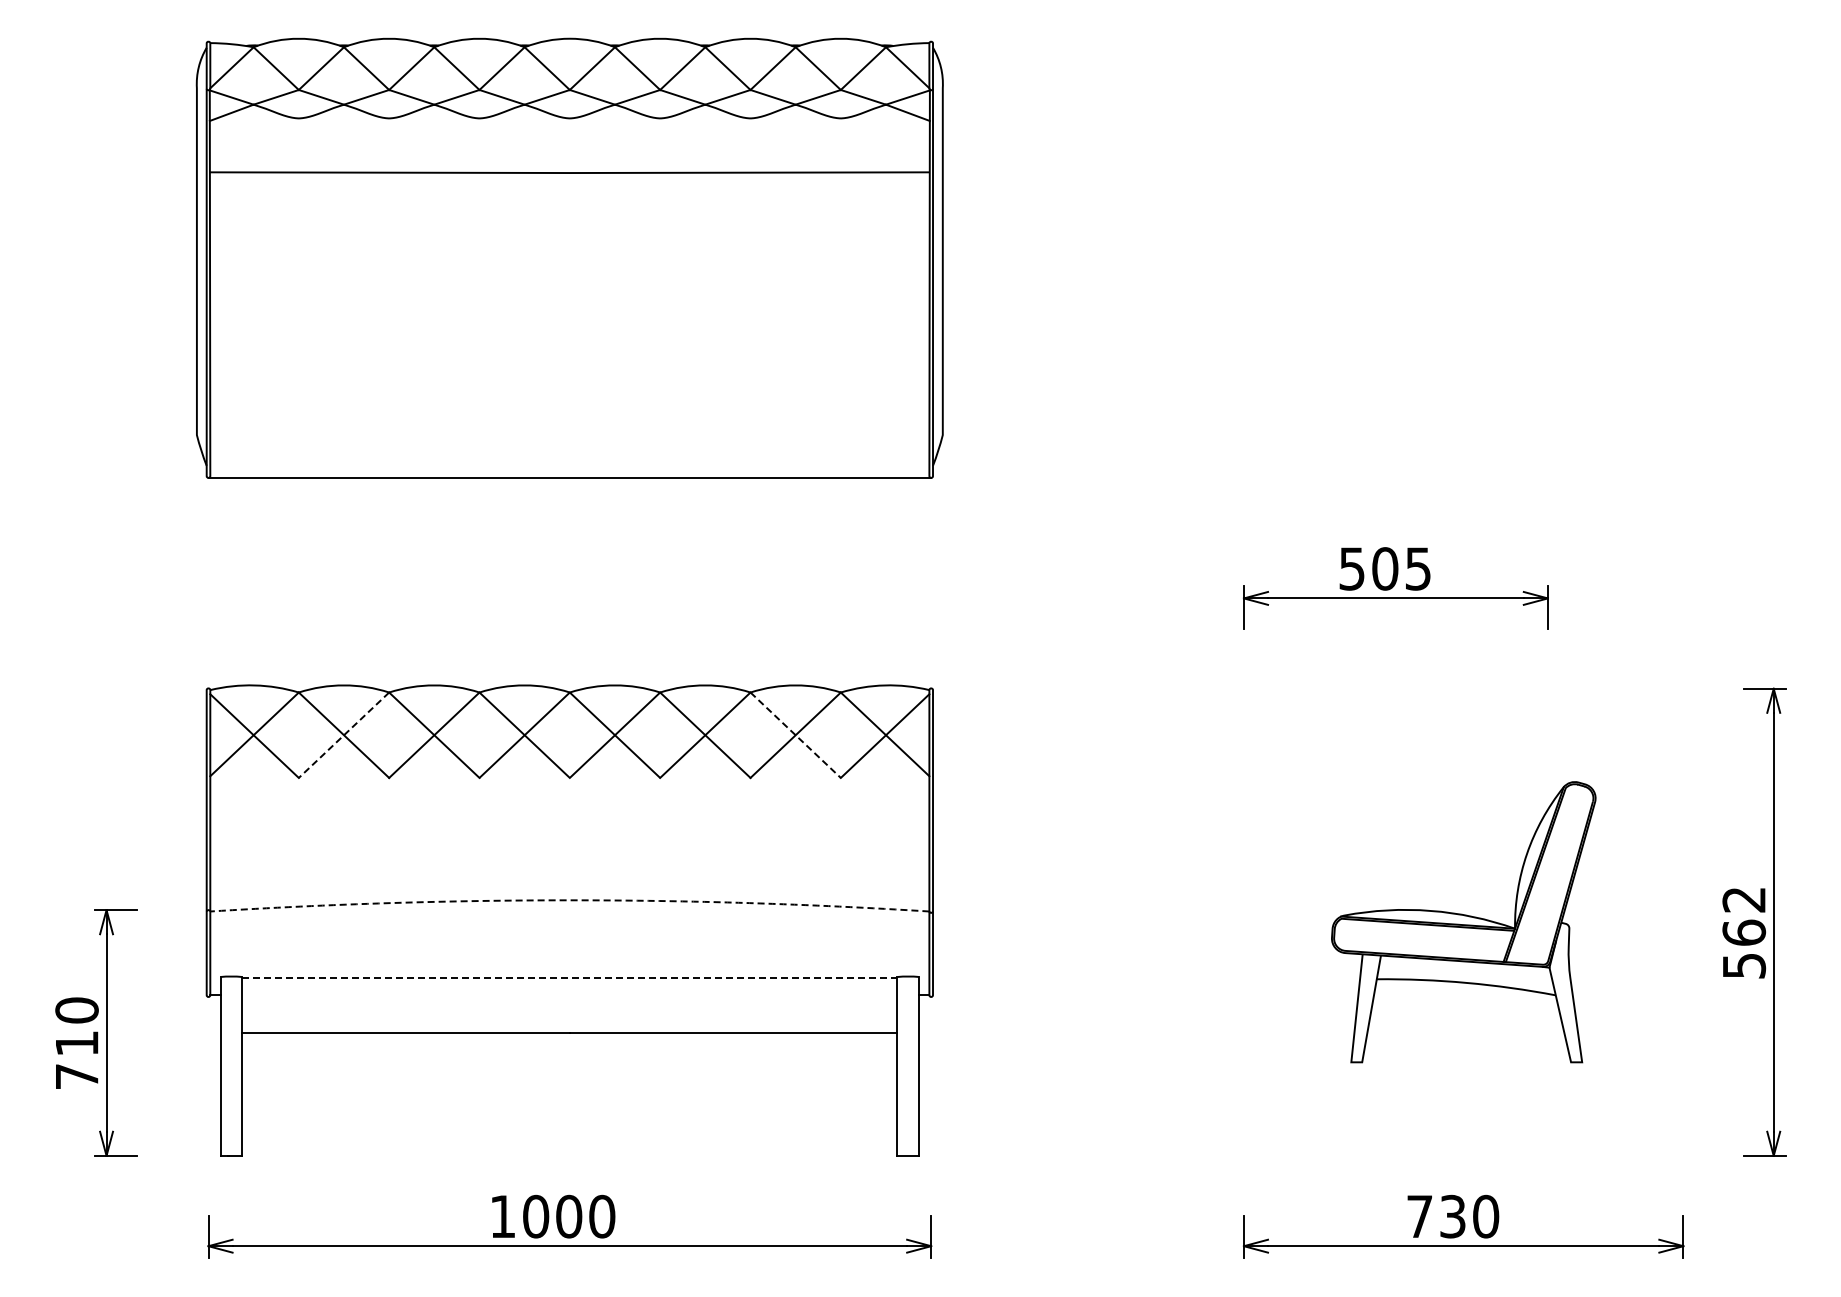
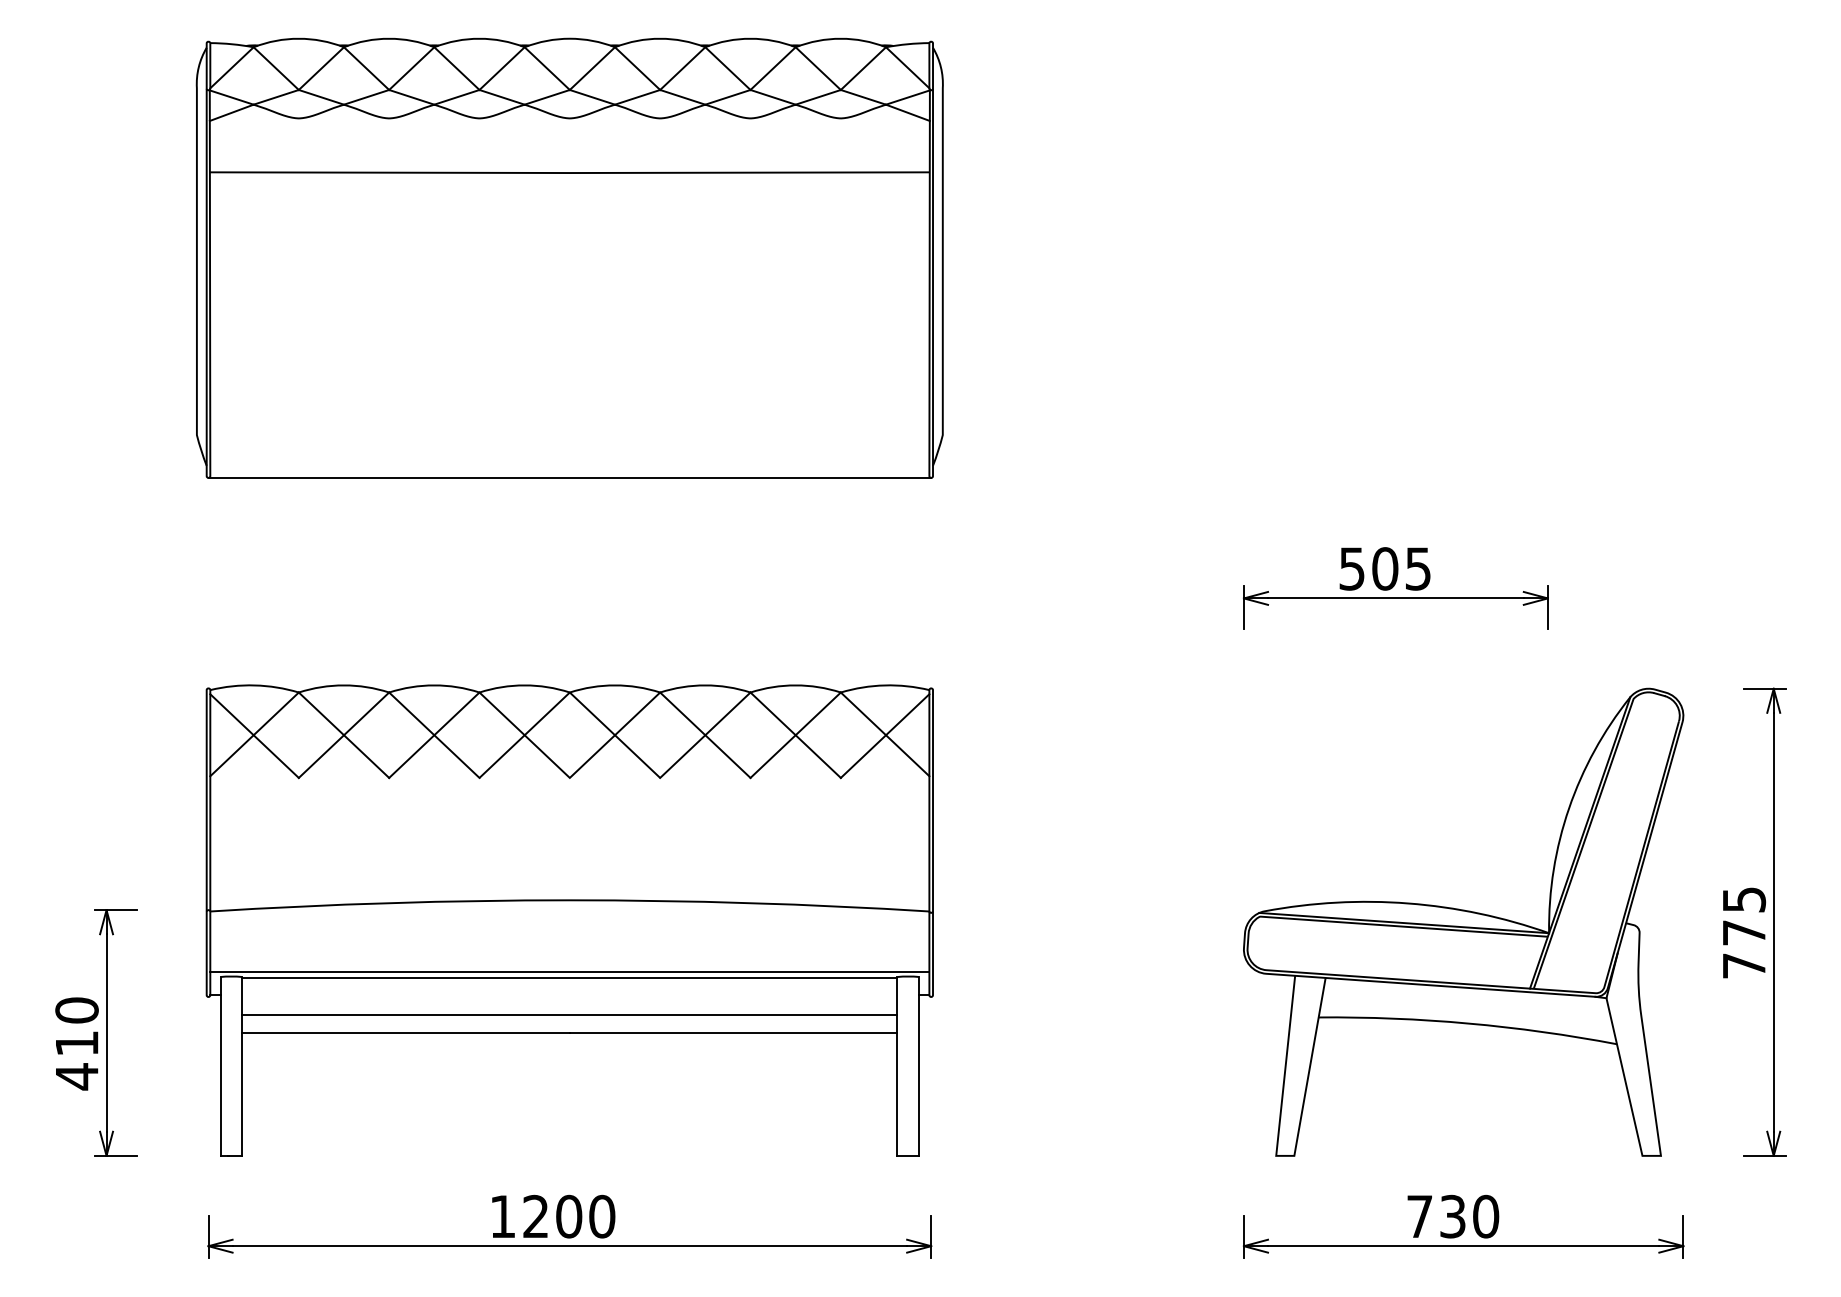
line: dashed -> solid (343, 735)
line: dashed -> solid (796, 735)
line: dashed -> solid (569, 900)
part size: 266x283 px -> 442x470 px (1463, 921)
text: 562 -> 775 (1744, 932)
line: none -> present (569, 971)
line: dashed -> solid (569, 978)
line: none -> present (569, 1015)
text: 710 -> 410 (77, 1076)
text: 1000 -> 1200 (536, 1216)
